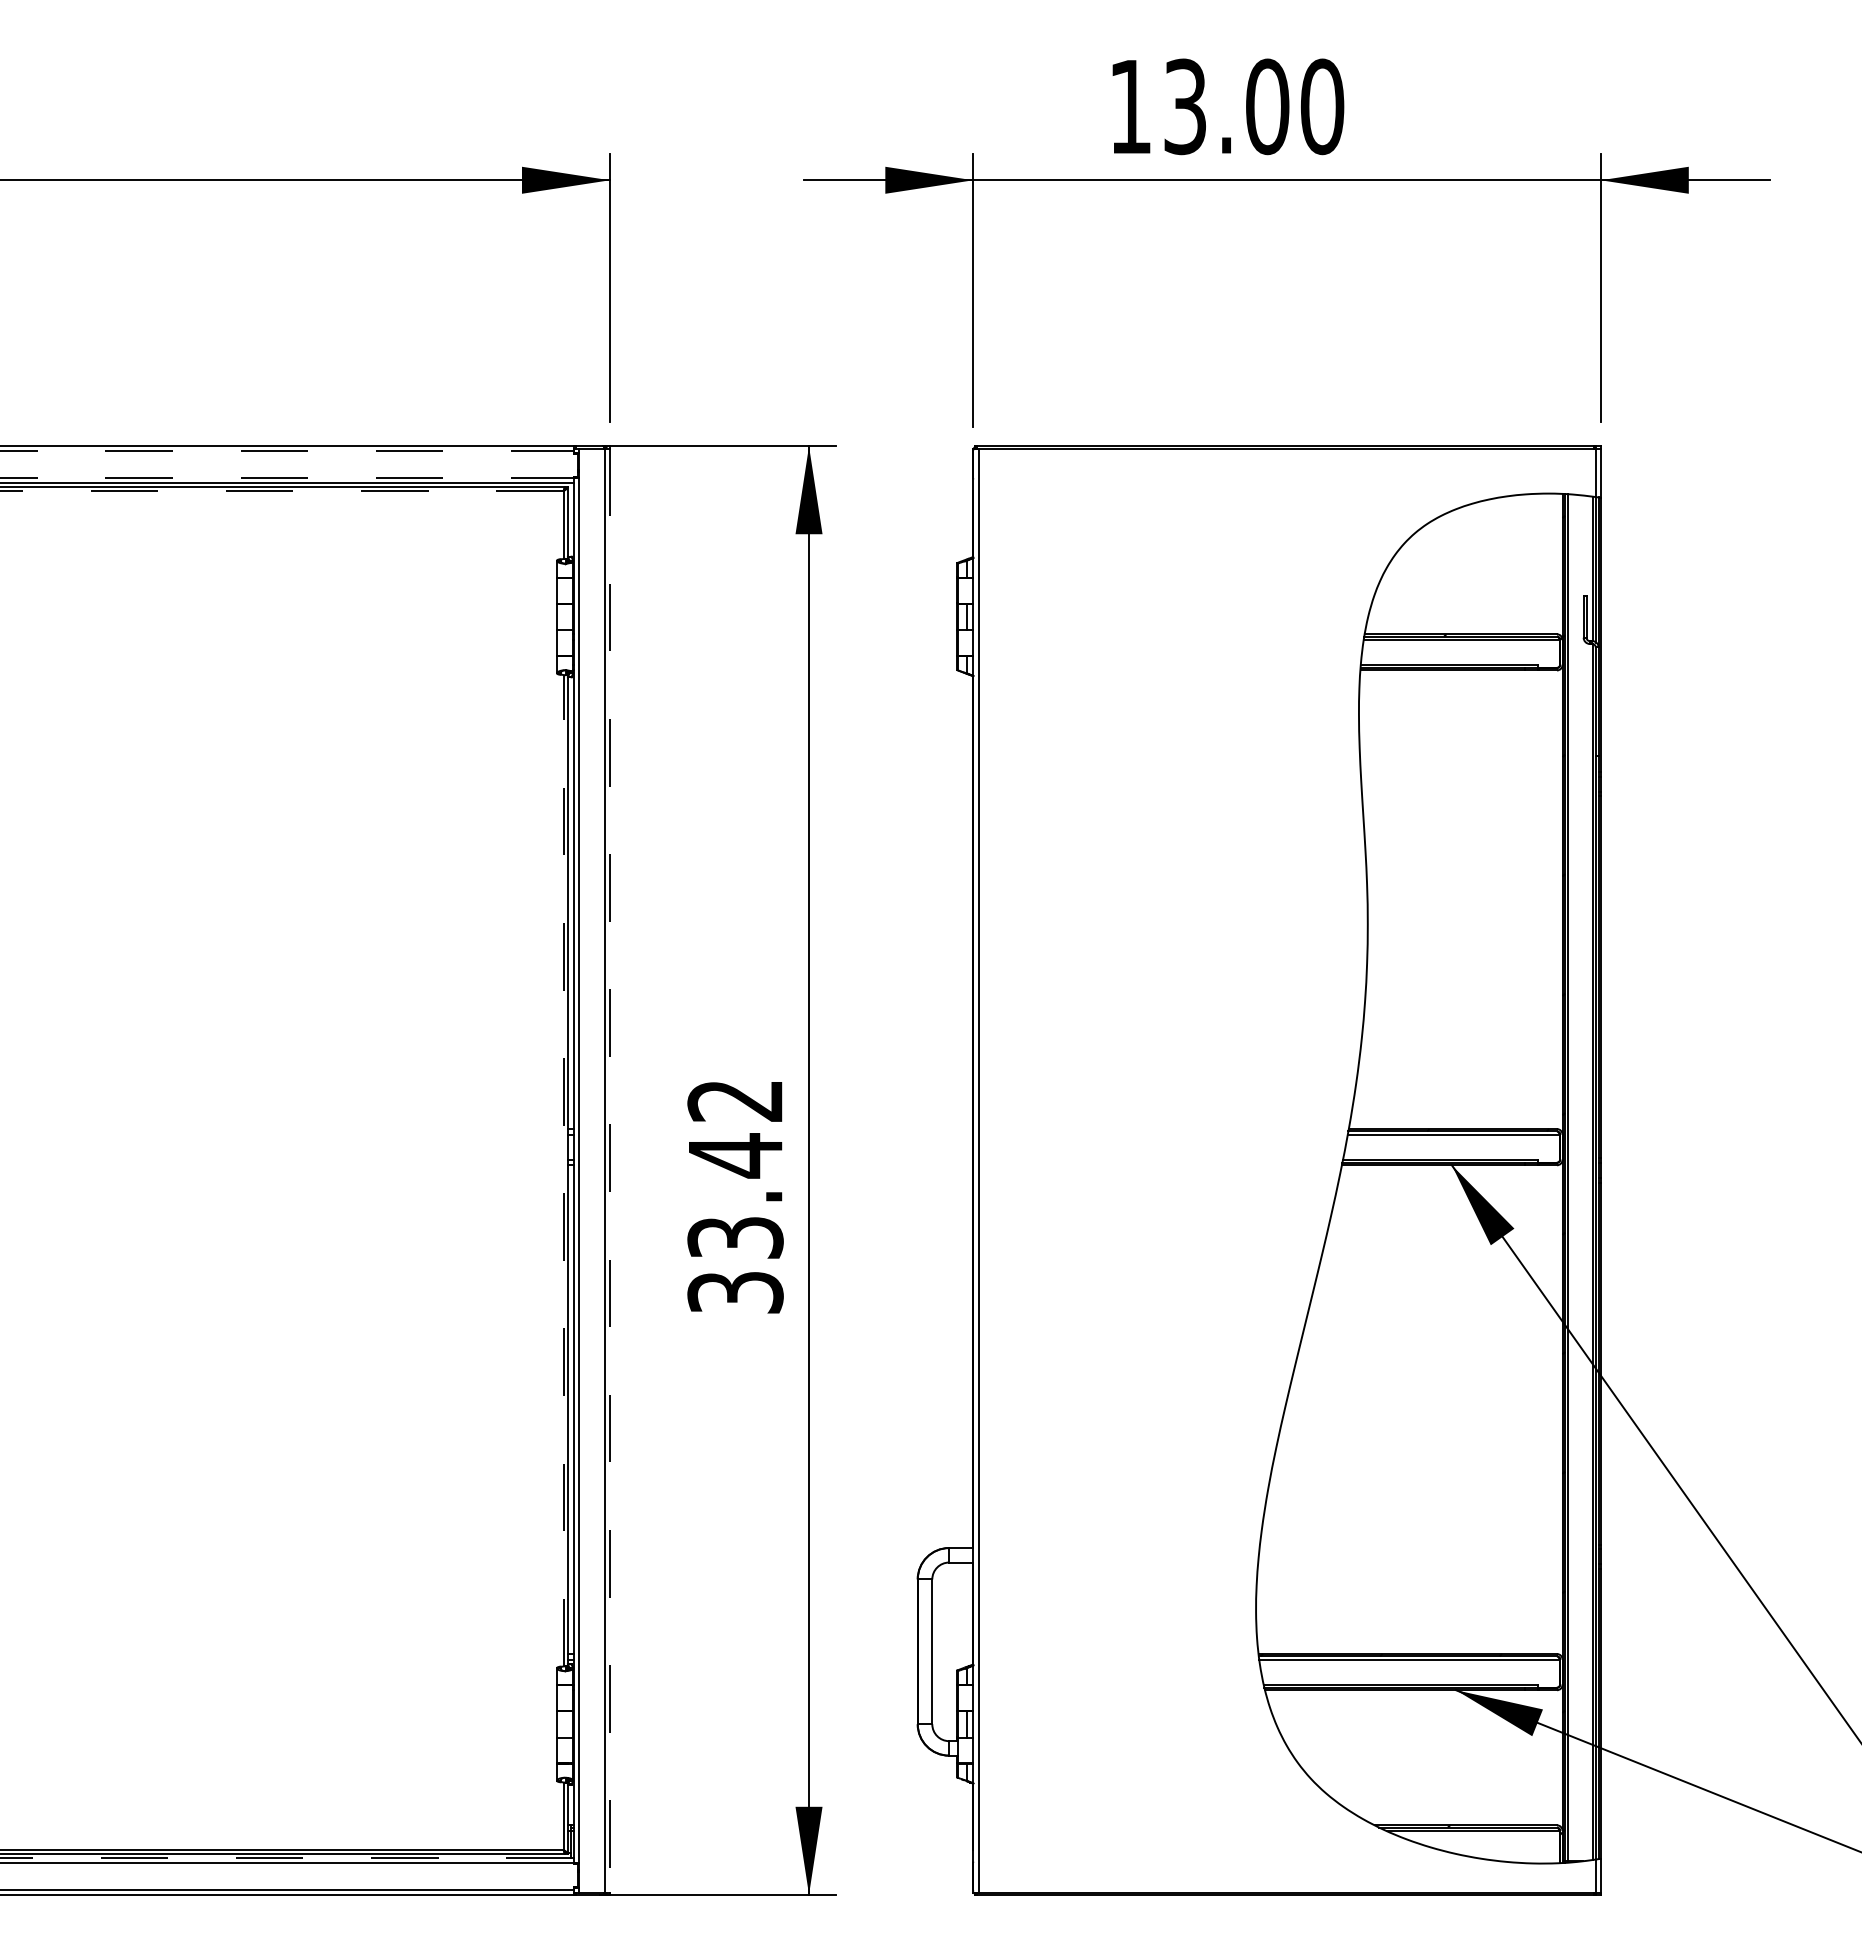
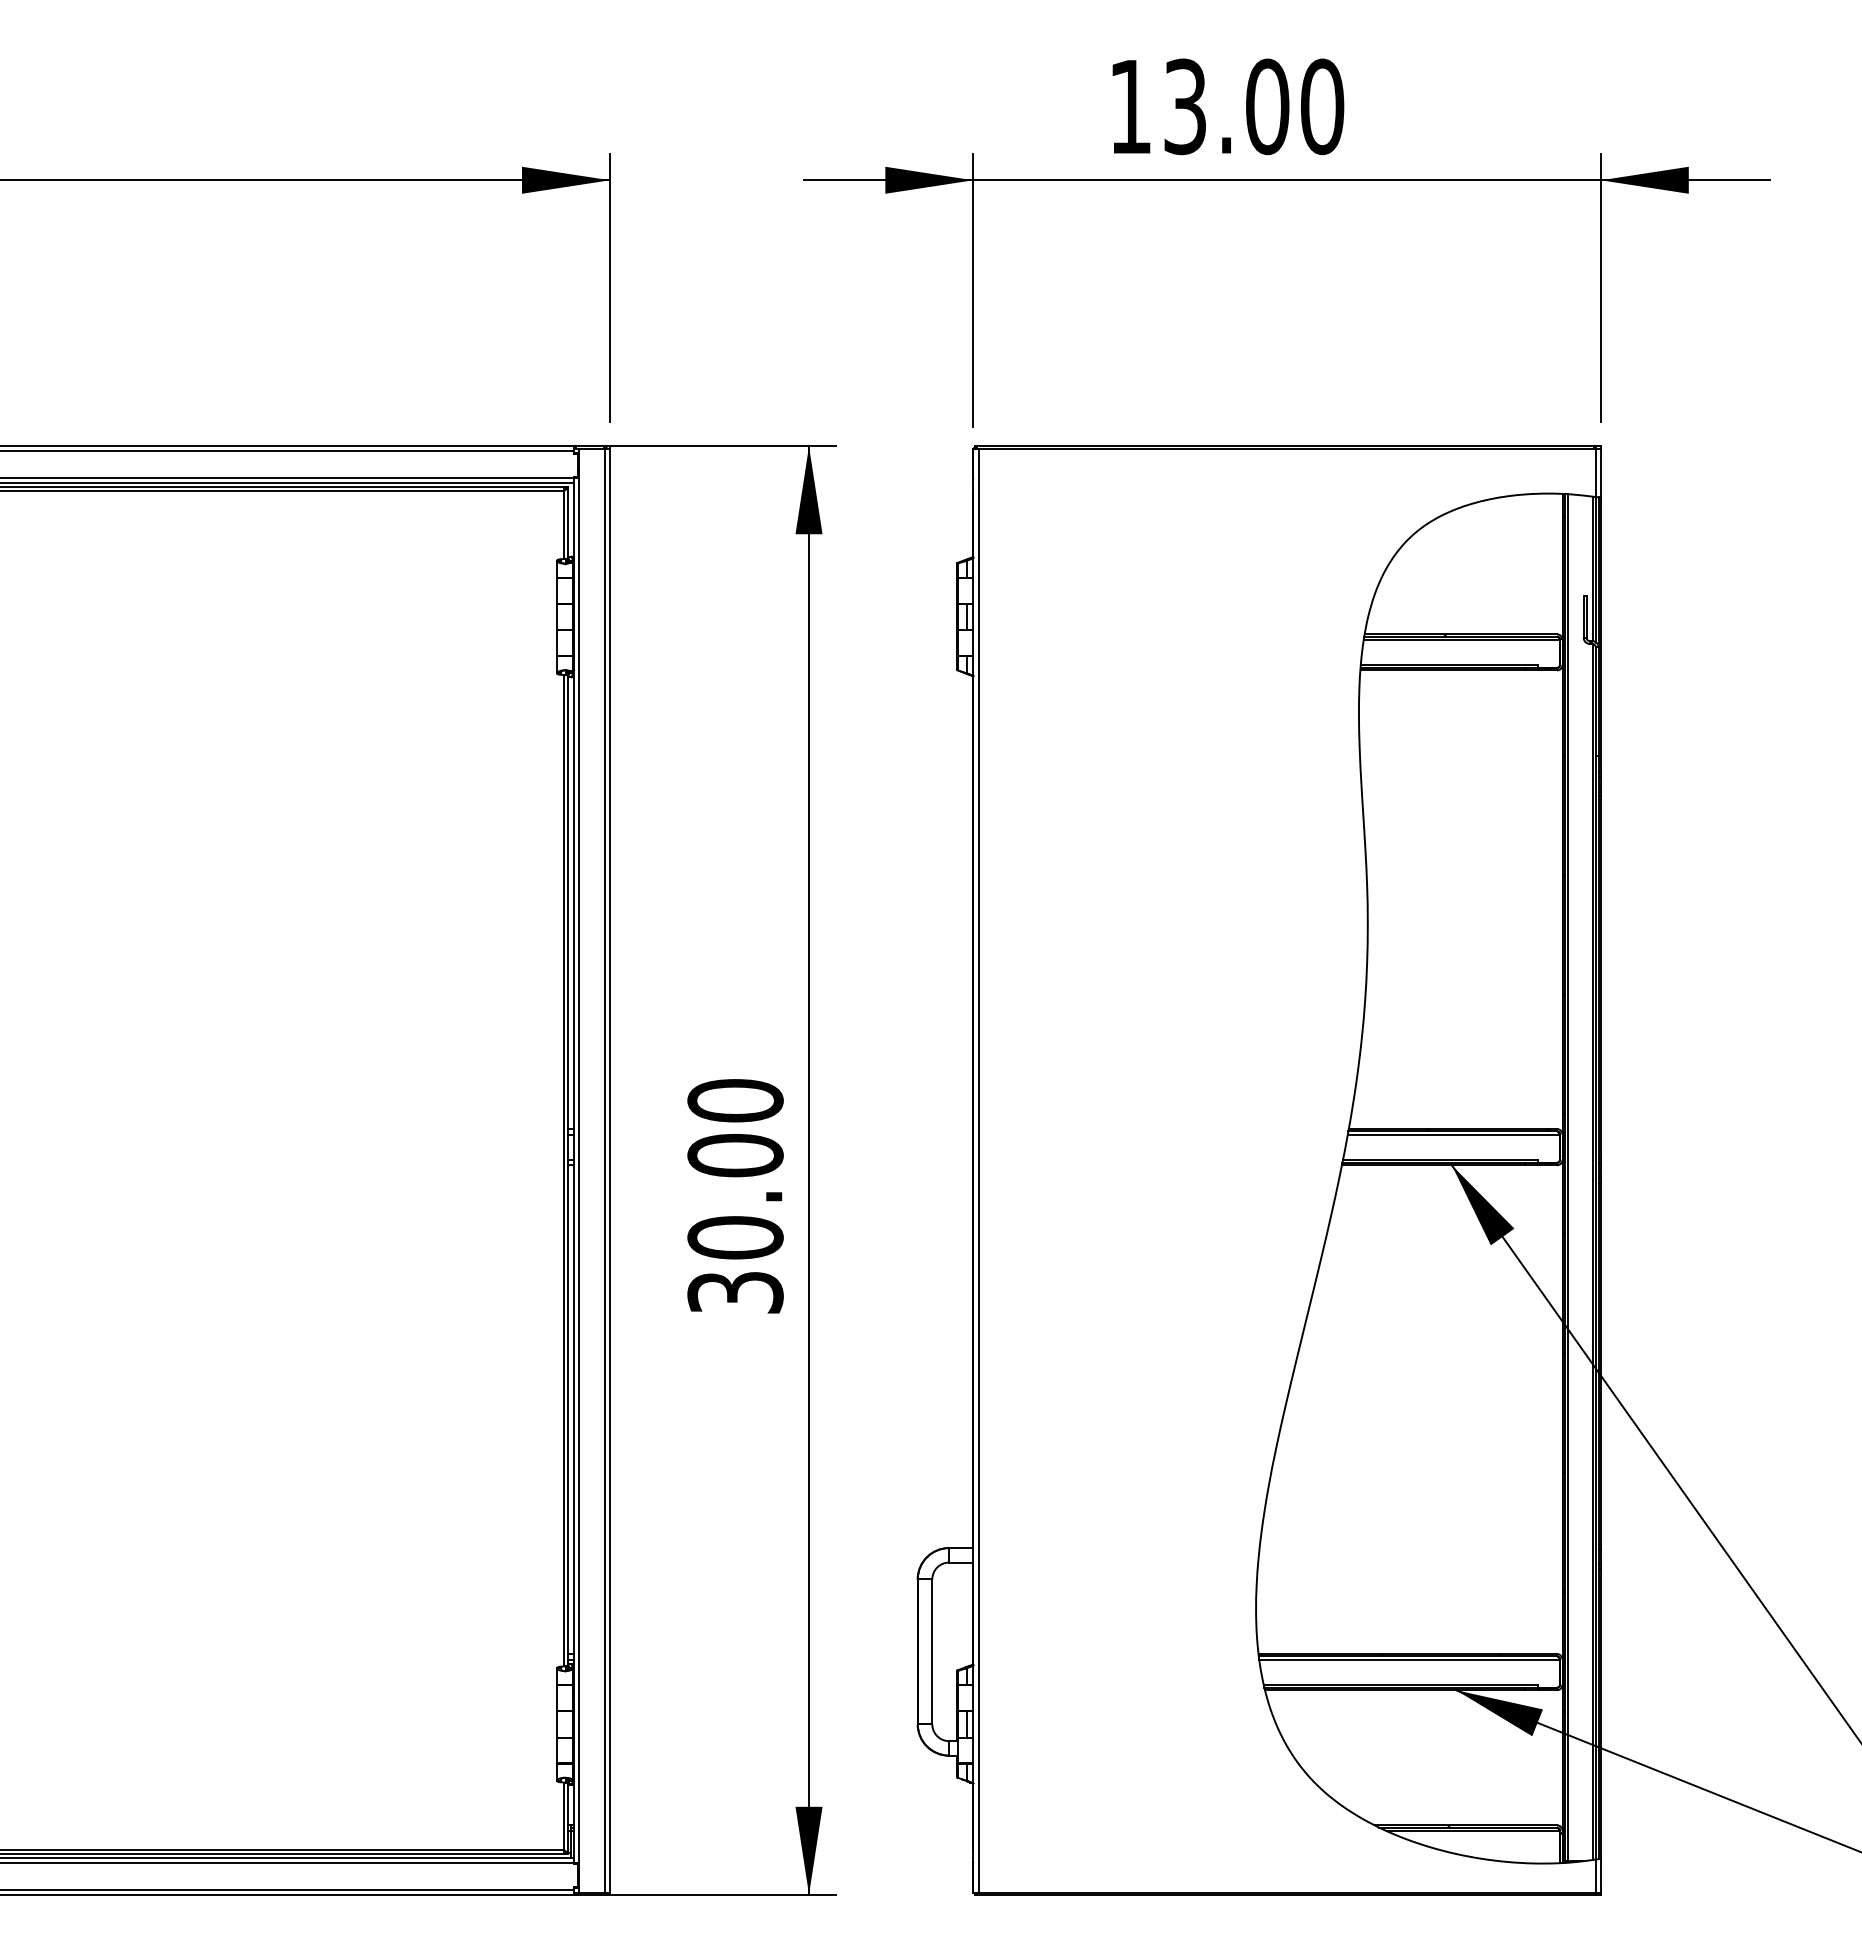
line: dashed -> solid (287, 450)
line: dashed -> solid (287, 478)
line: dashed -> solid (281, 491)
text: 33.42 -> 30.00 (735, 1169)
line: dashed -> solid (563, 1170)
line: dashed -> solid (609, 1170)
line: dashed -> solid (286, 1858)
